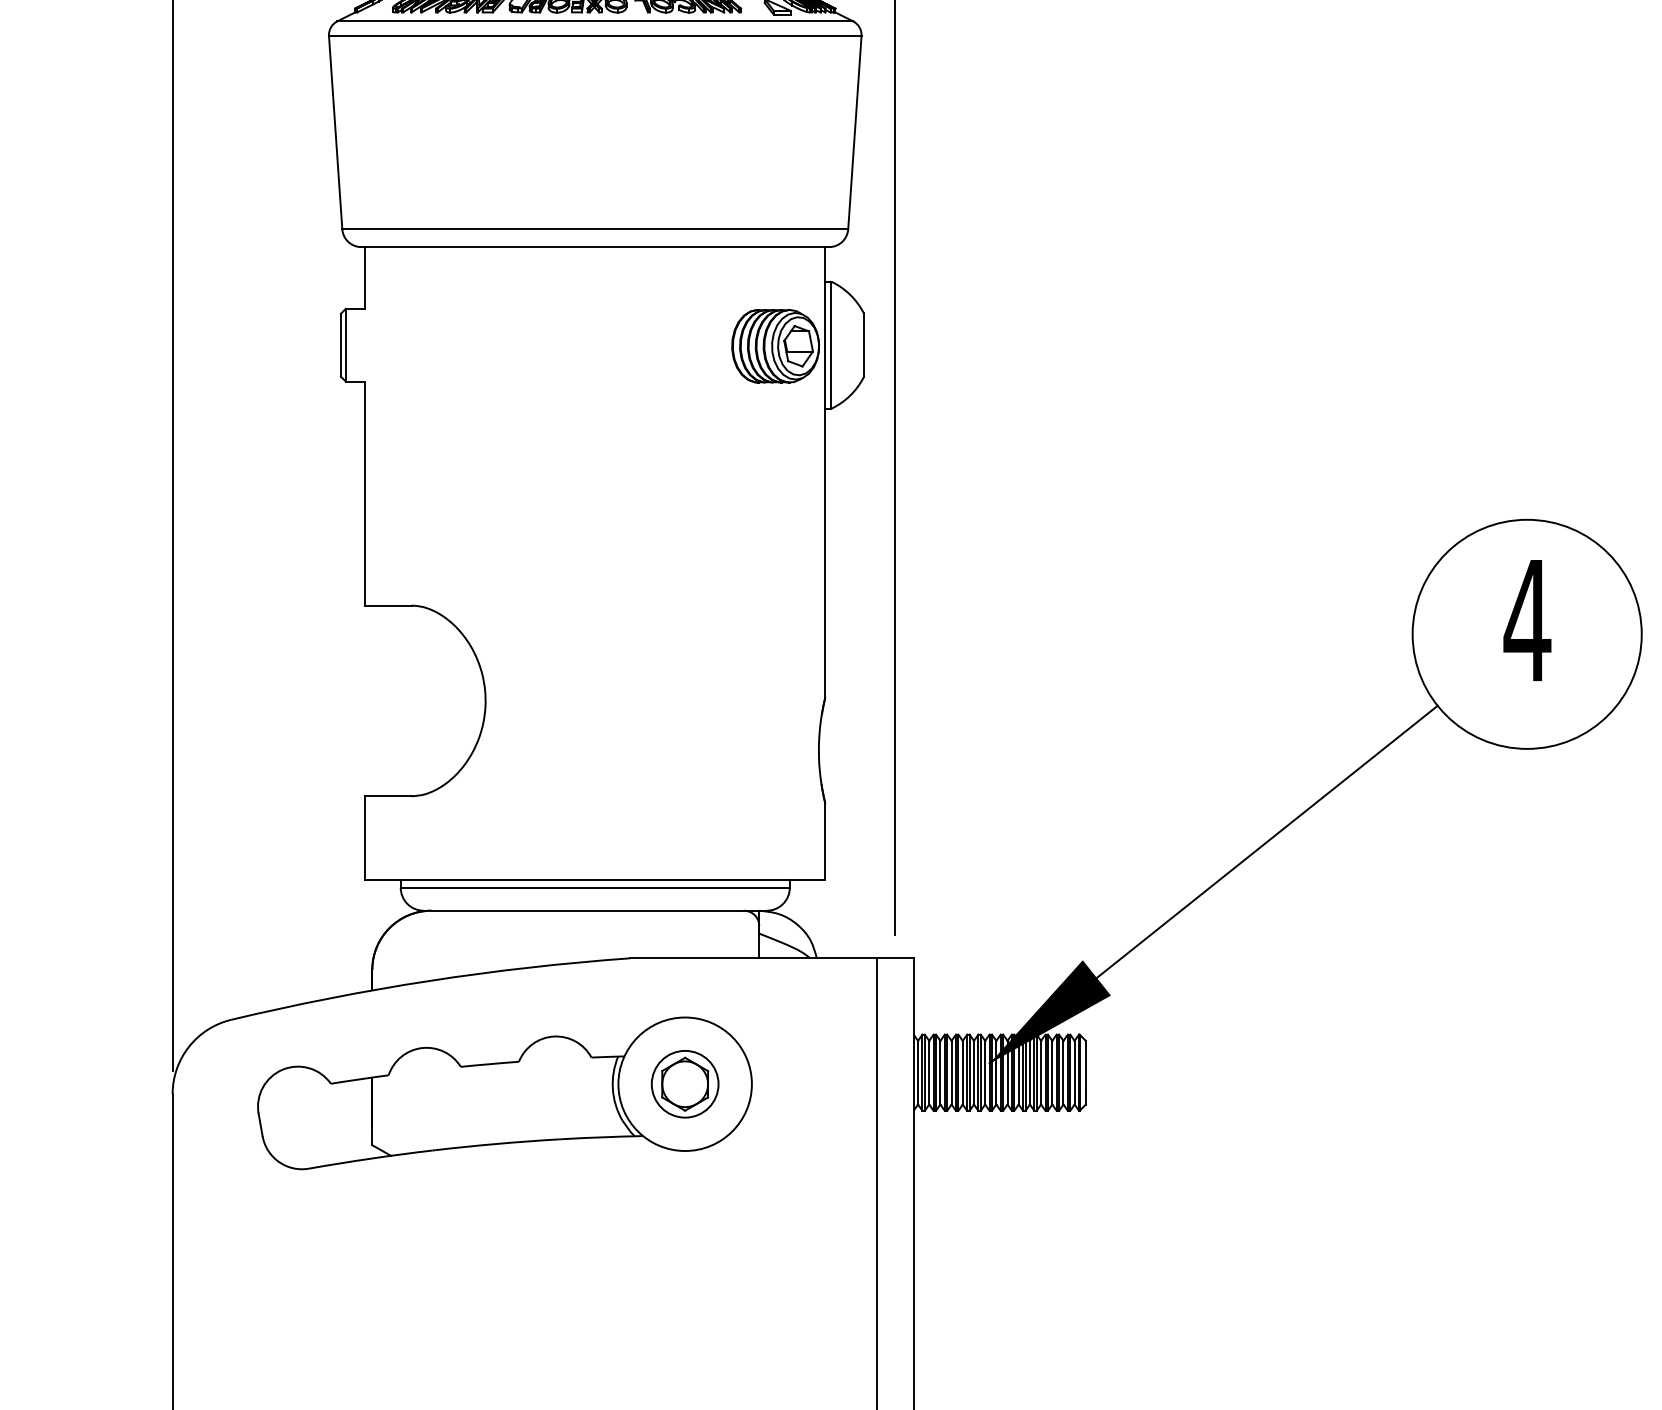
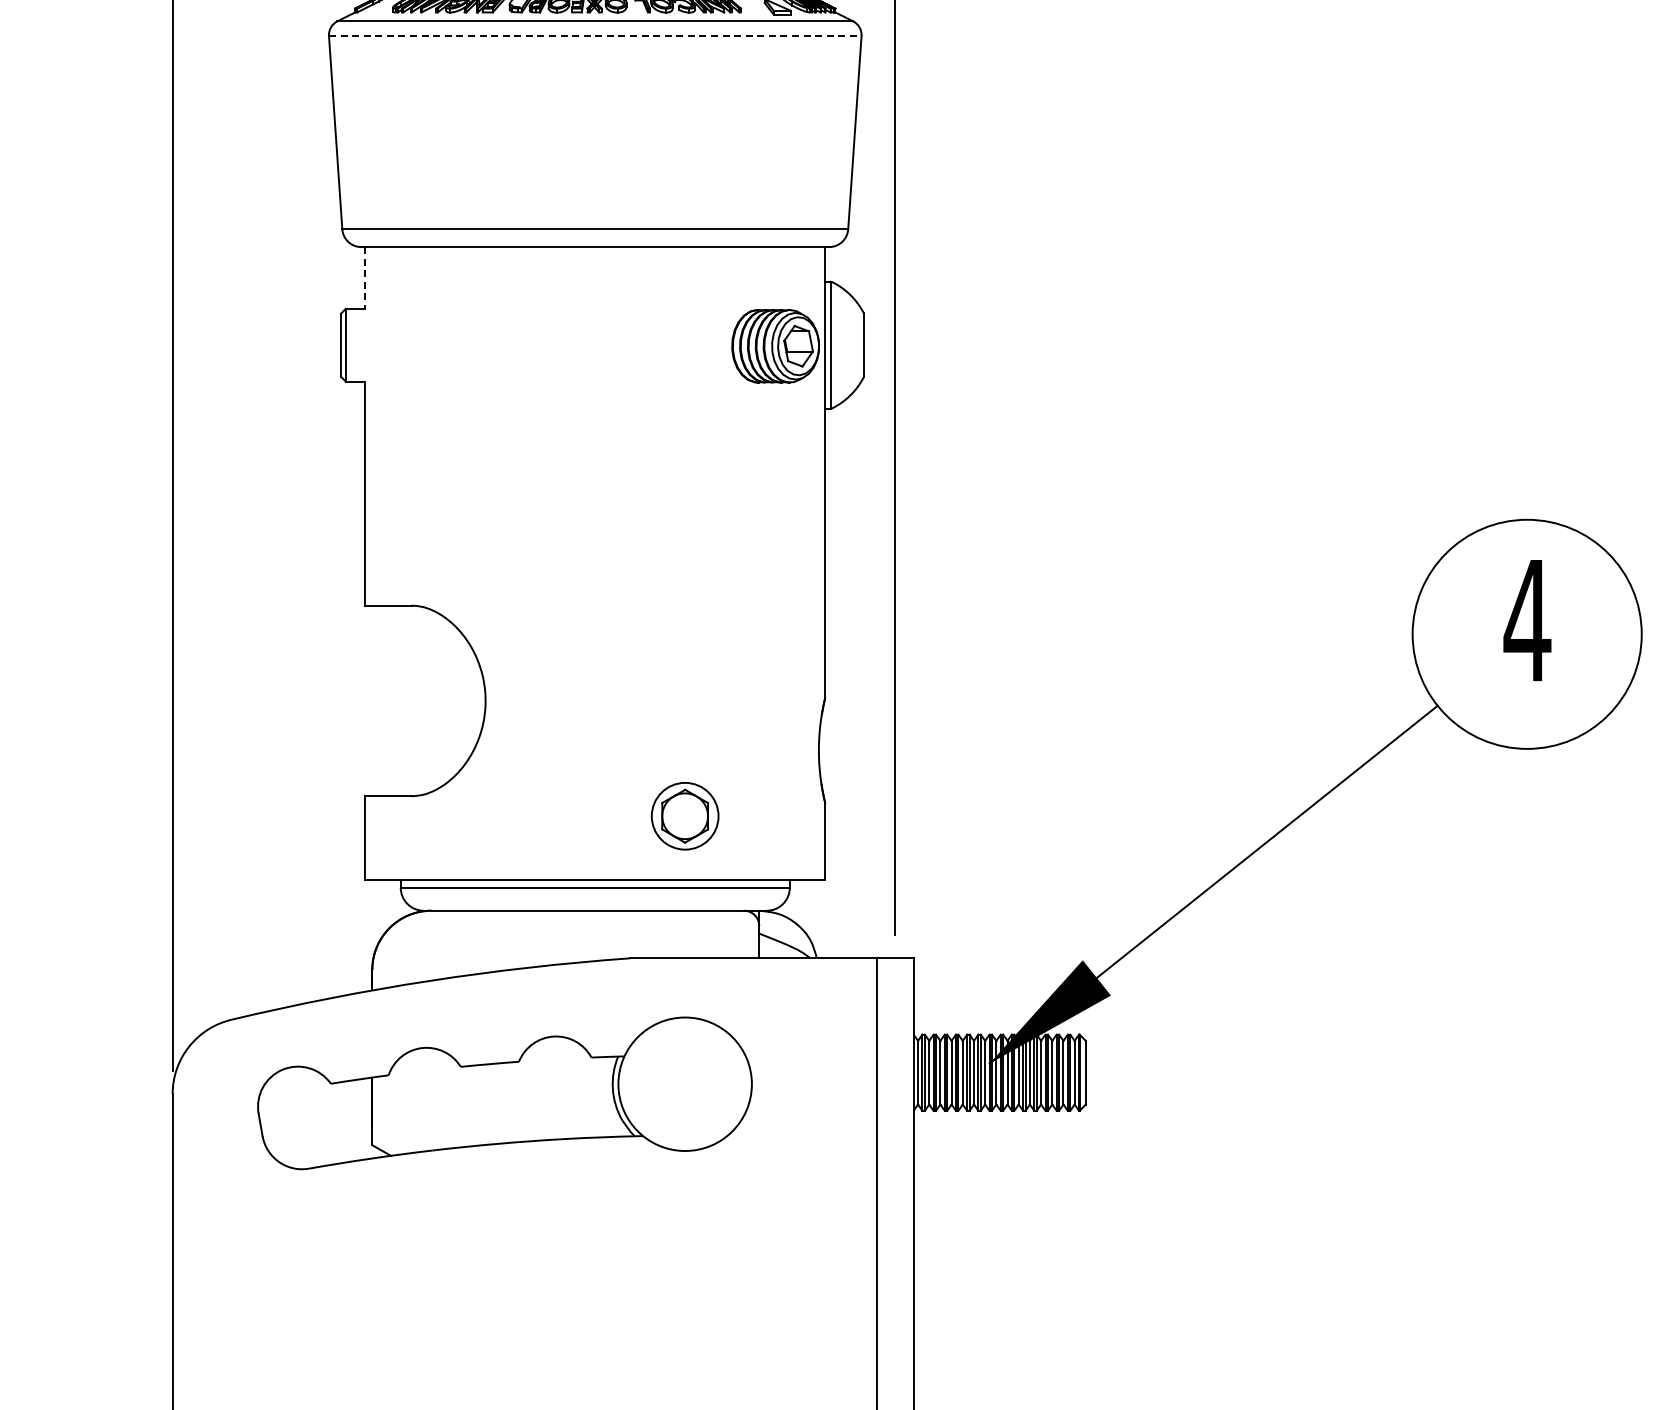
line: solid -> dashed (595, 36)
line: solid -> dashed (365, 278)
part position: (684, 1084) -> (684, 816) (684, 816)
